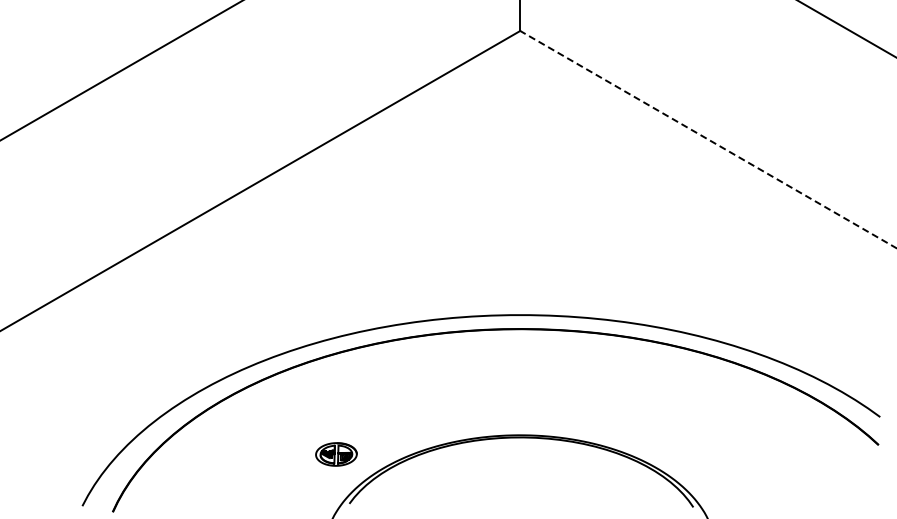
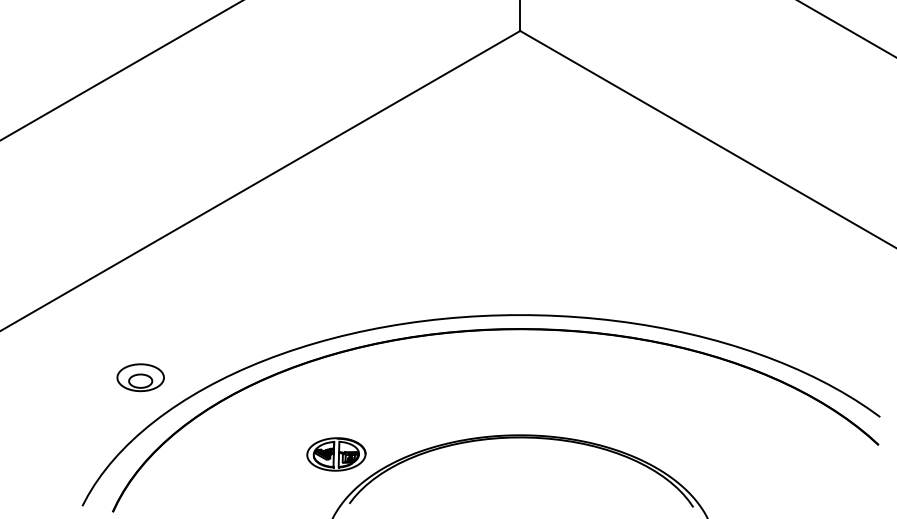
line: dashed -> solid (708, 139)
part: none -> present (140, 377)
part size: 43x25 px -> 61x35 px (336, 454)
